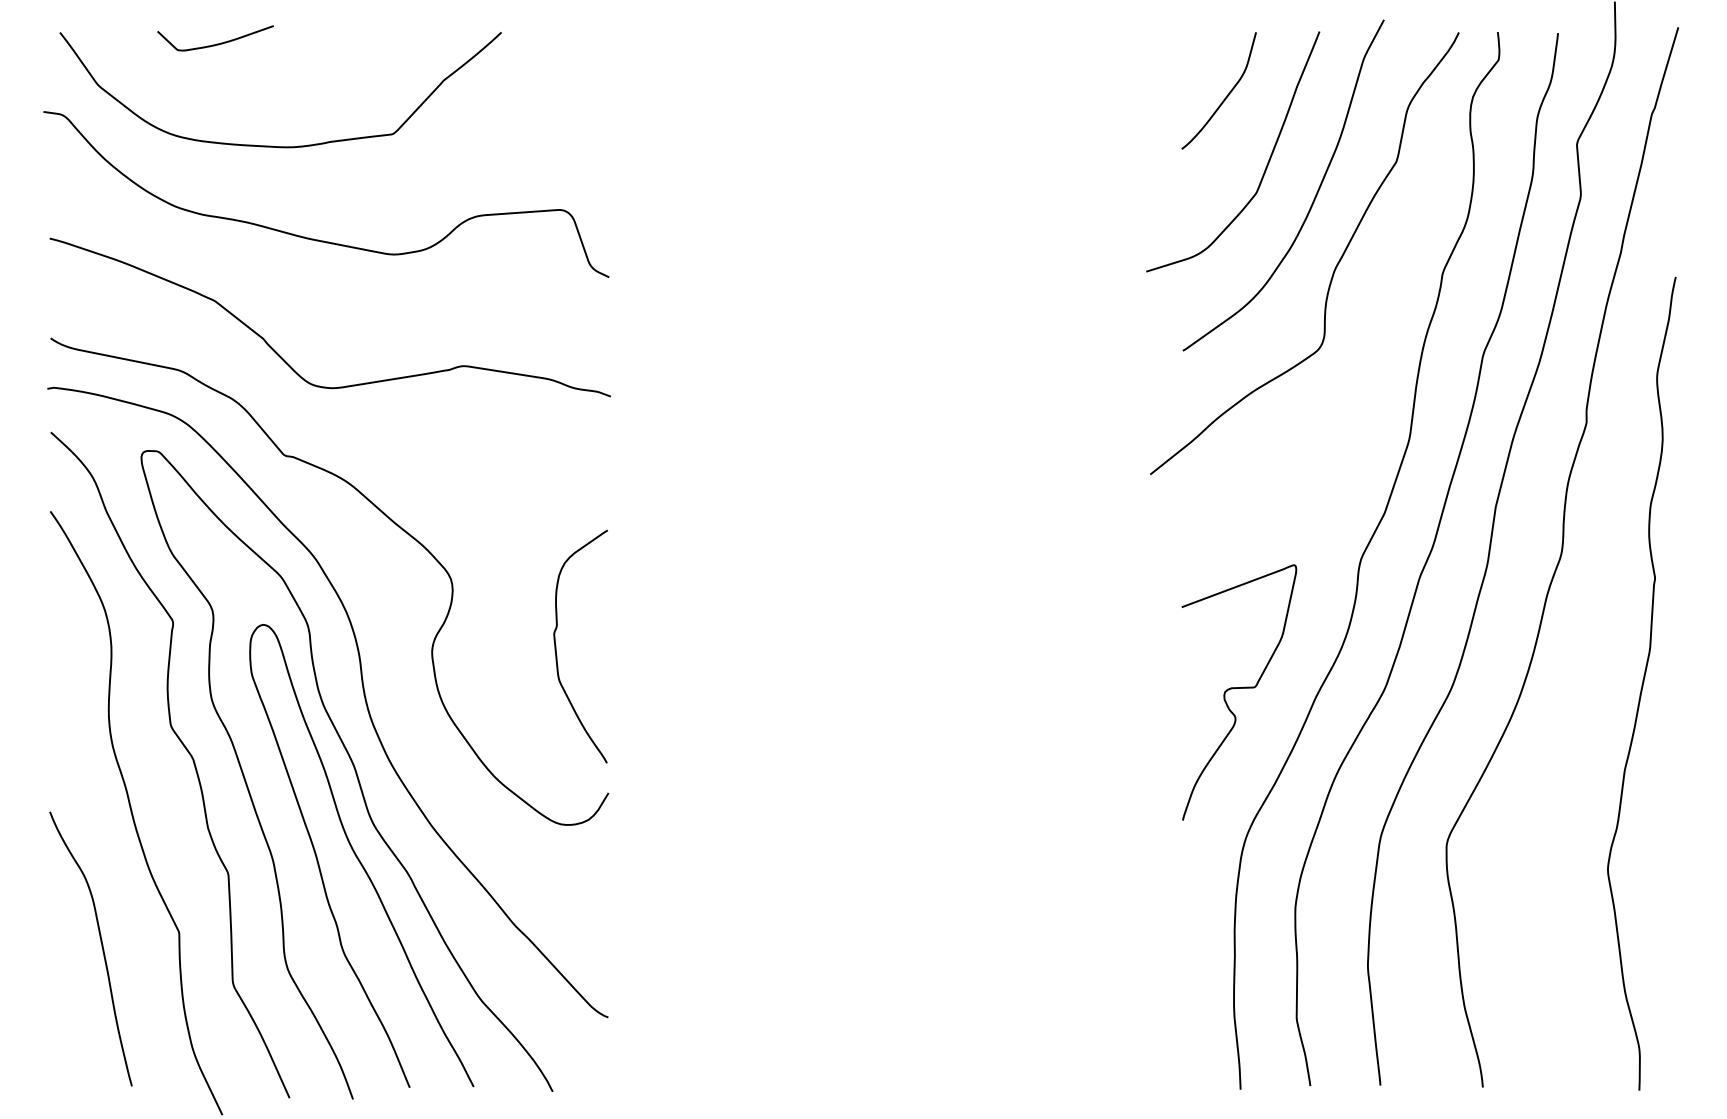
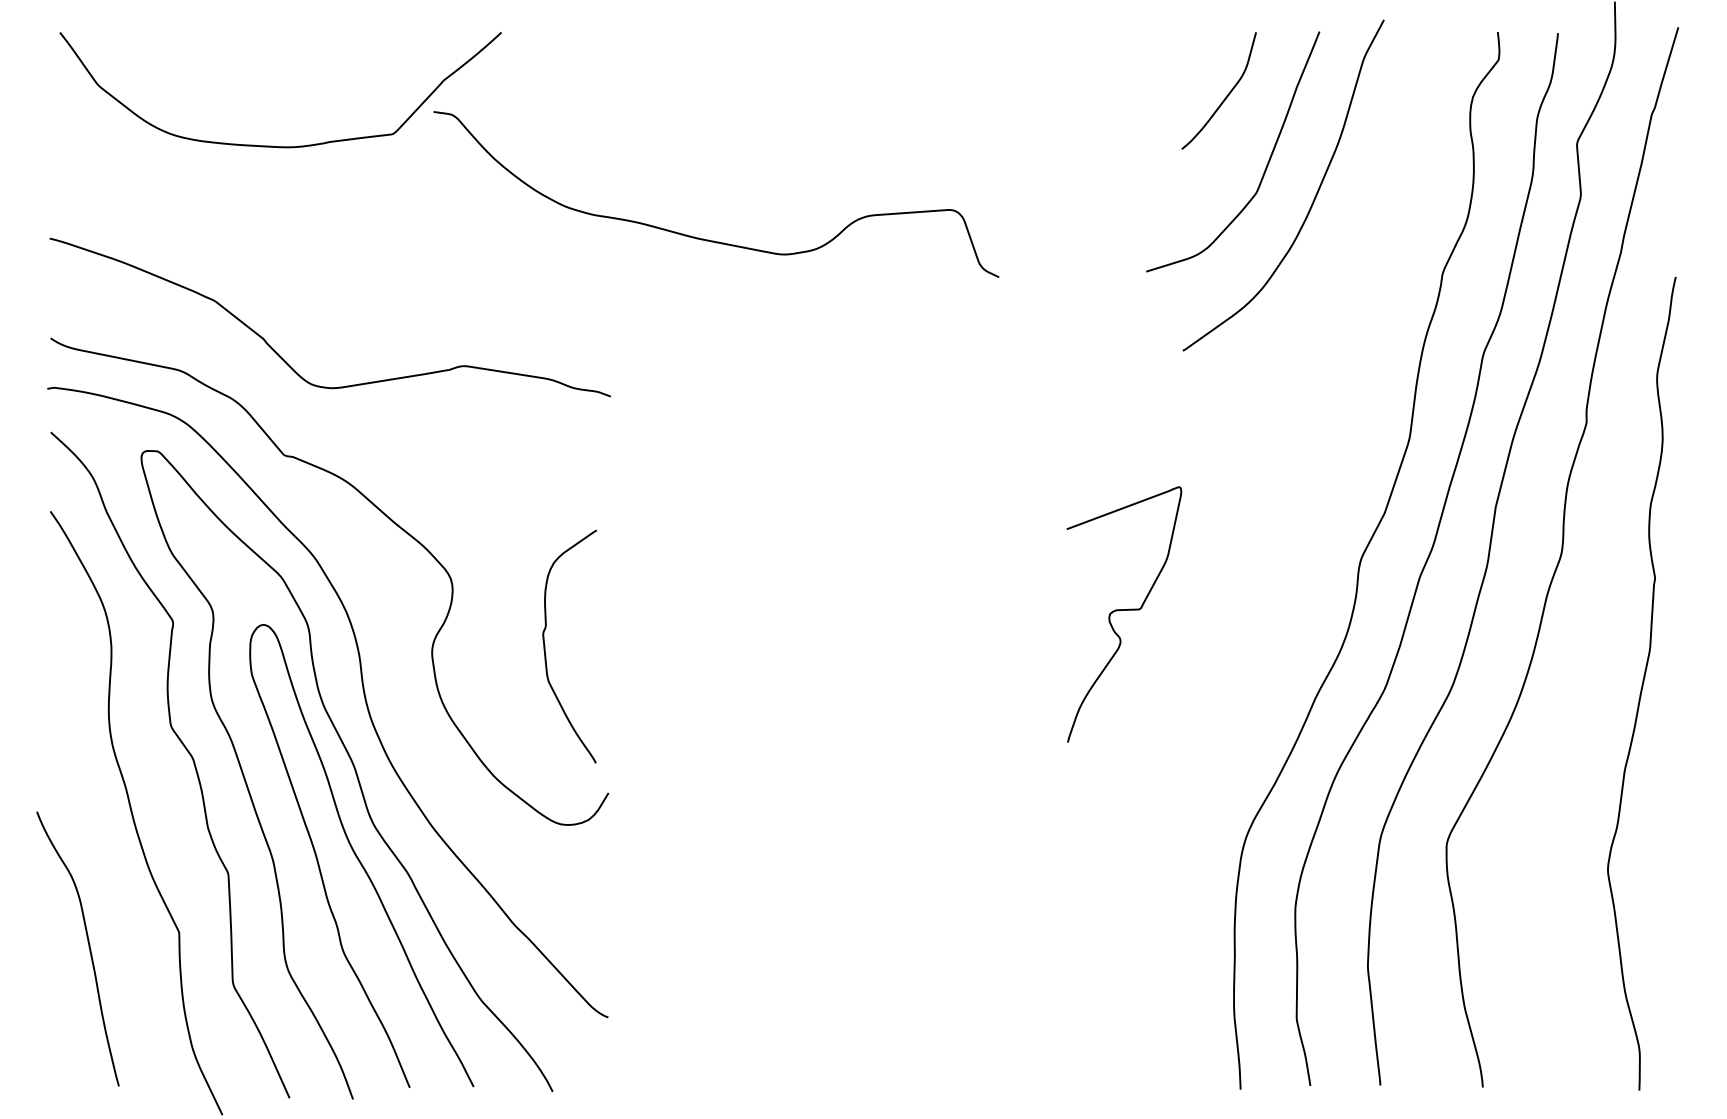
curve: present -> none (216, 43)
curve position: (318, 239) -> (708, 239) (708, 239)
curve: present -> none (1334, 268)
curve position: (556, 646) -> (545, 646) (545, 646)
curve position: (1239, 688) -> (1124, 610) (1124, 610)
curve position: (101, 947) -> (88, 947) (88, 947)
